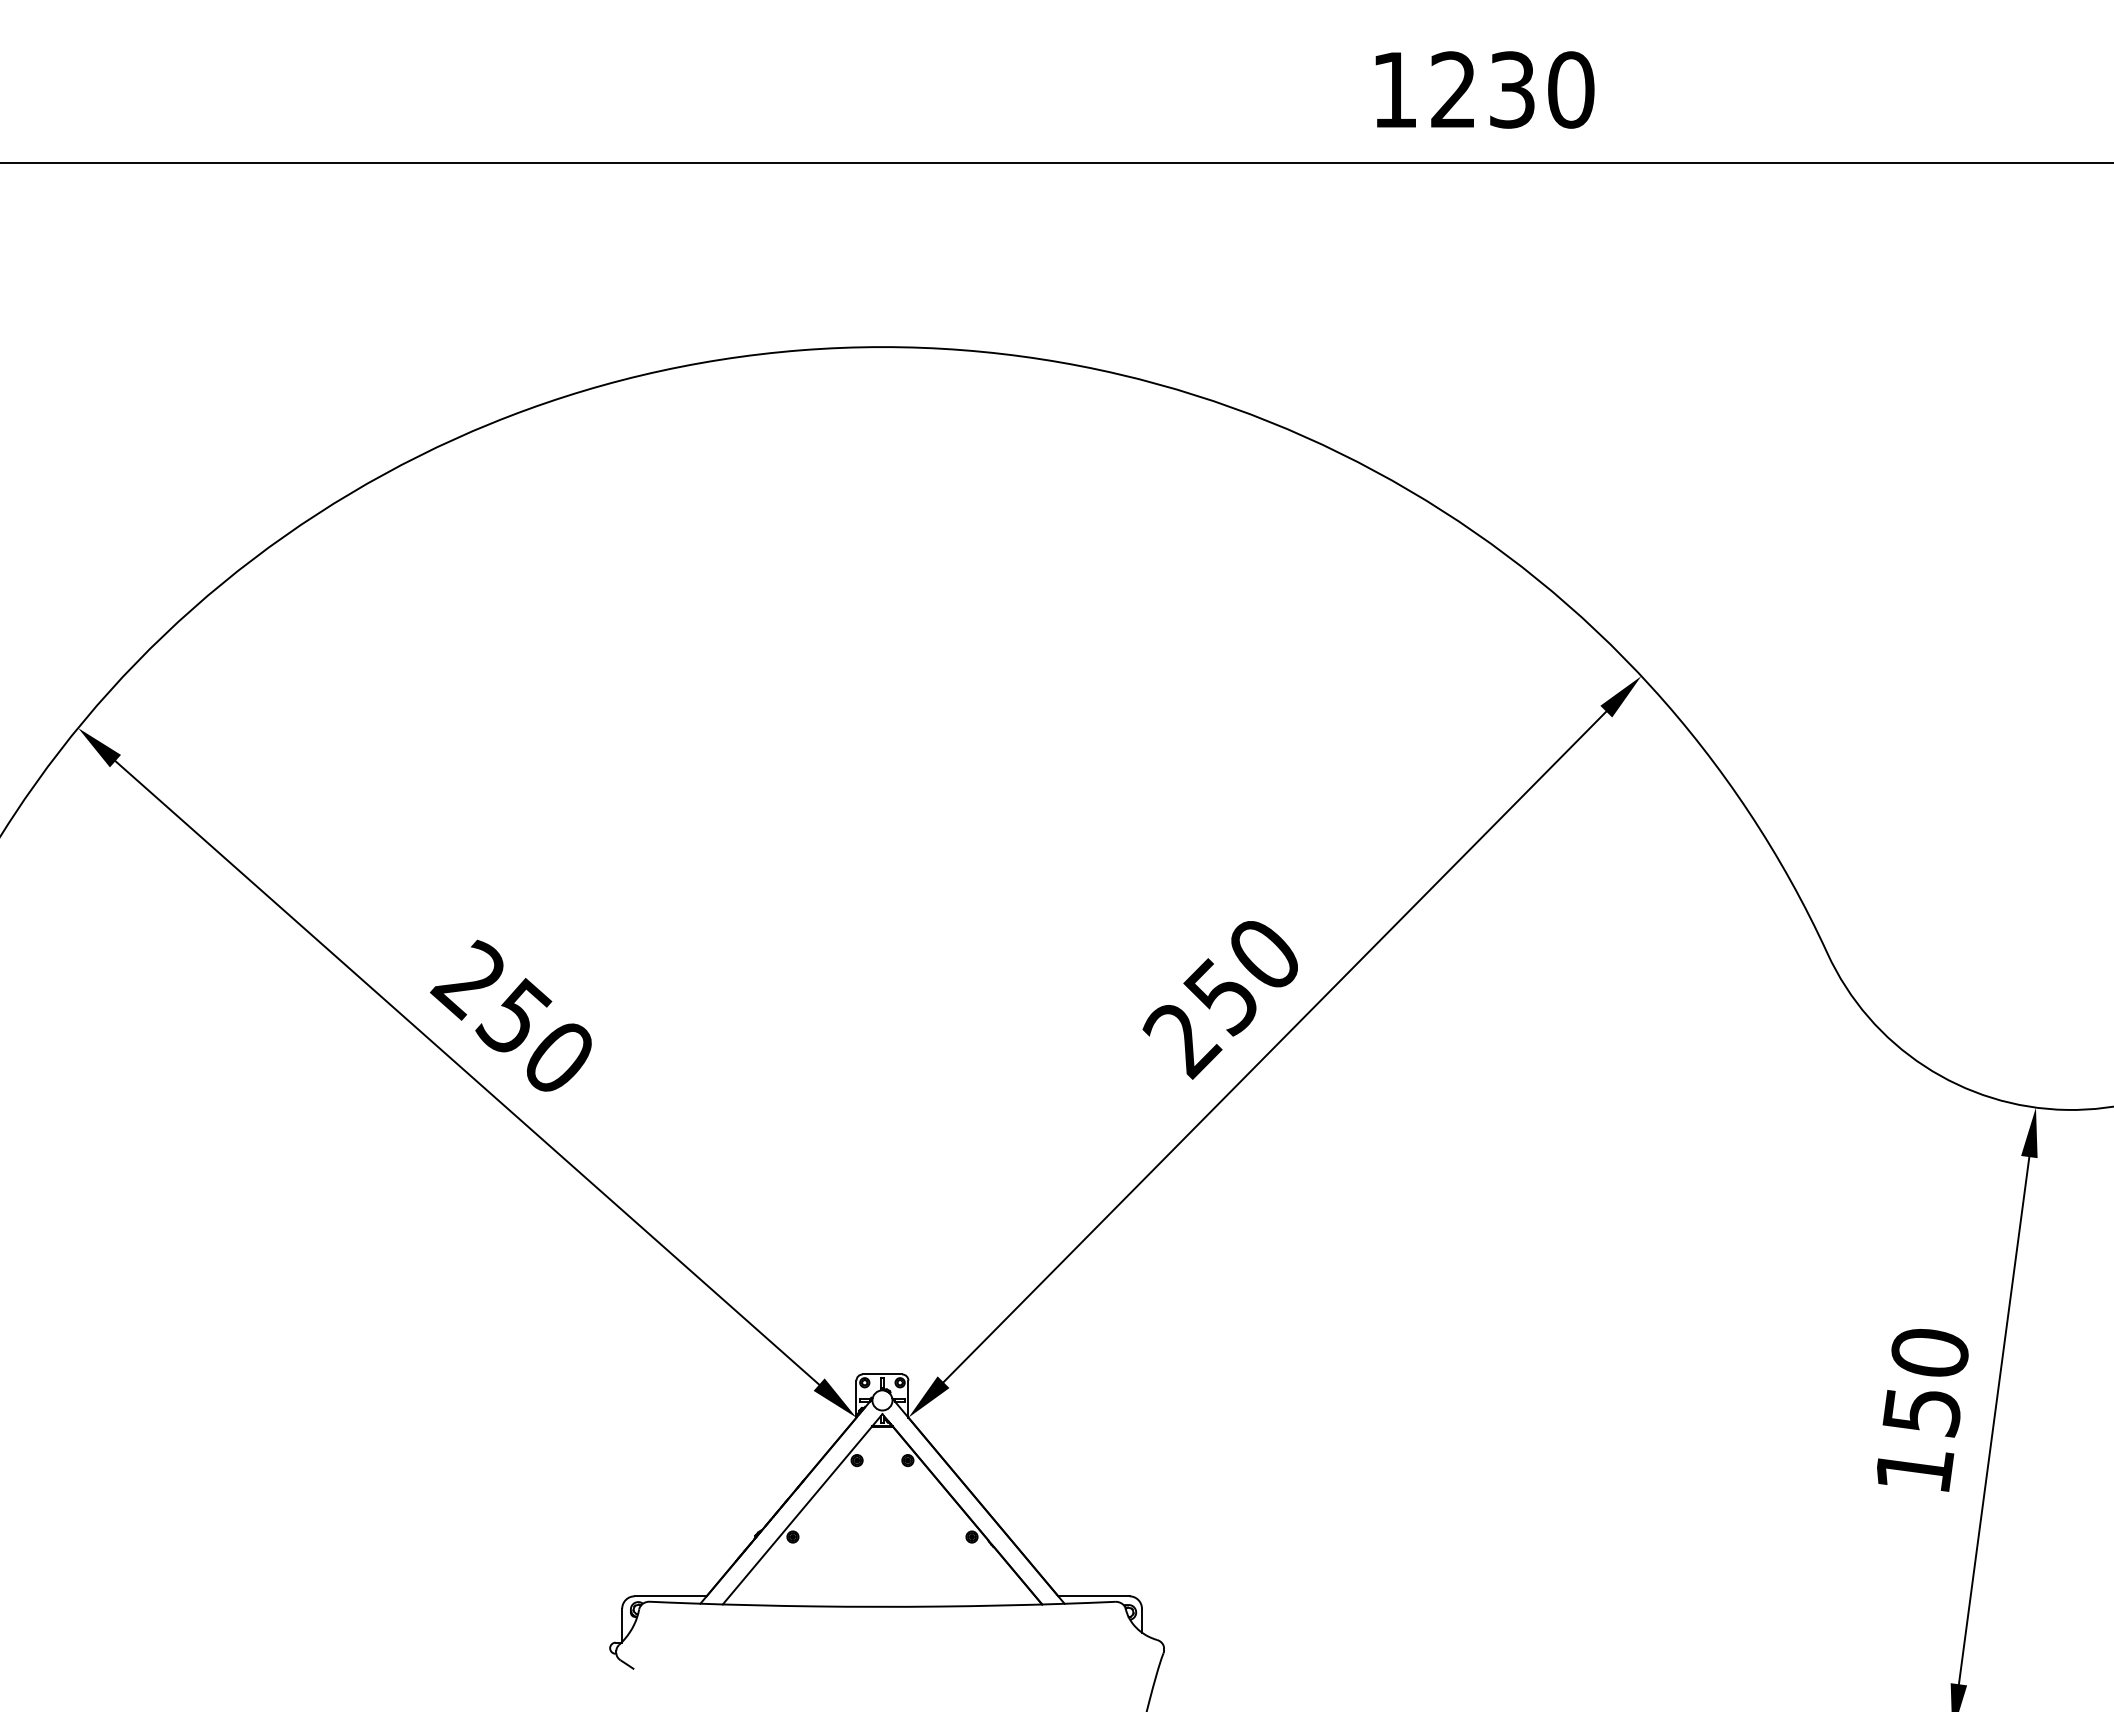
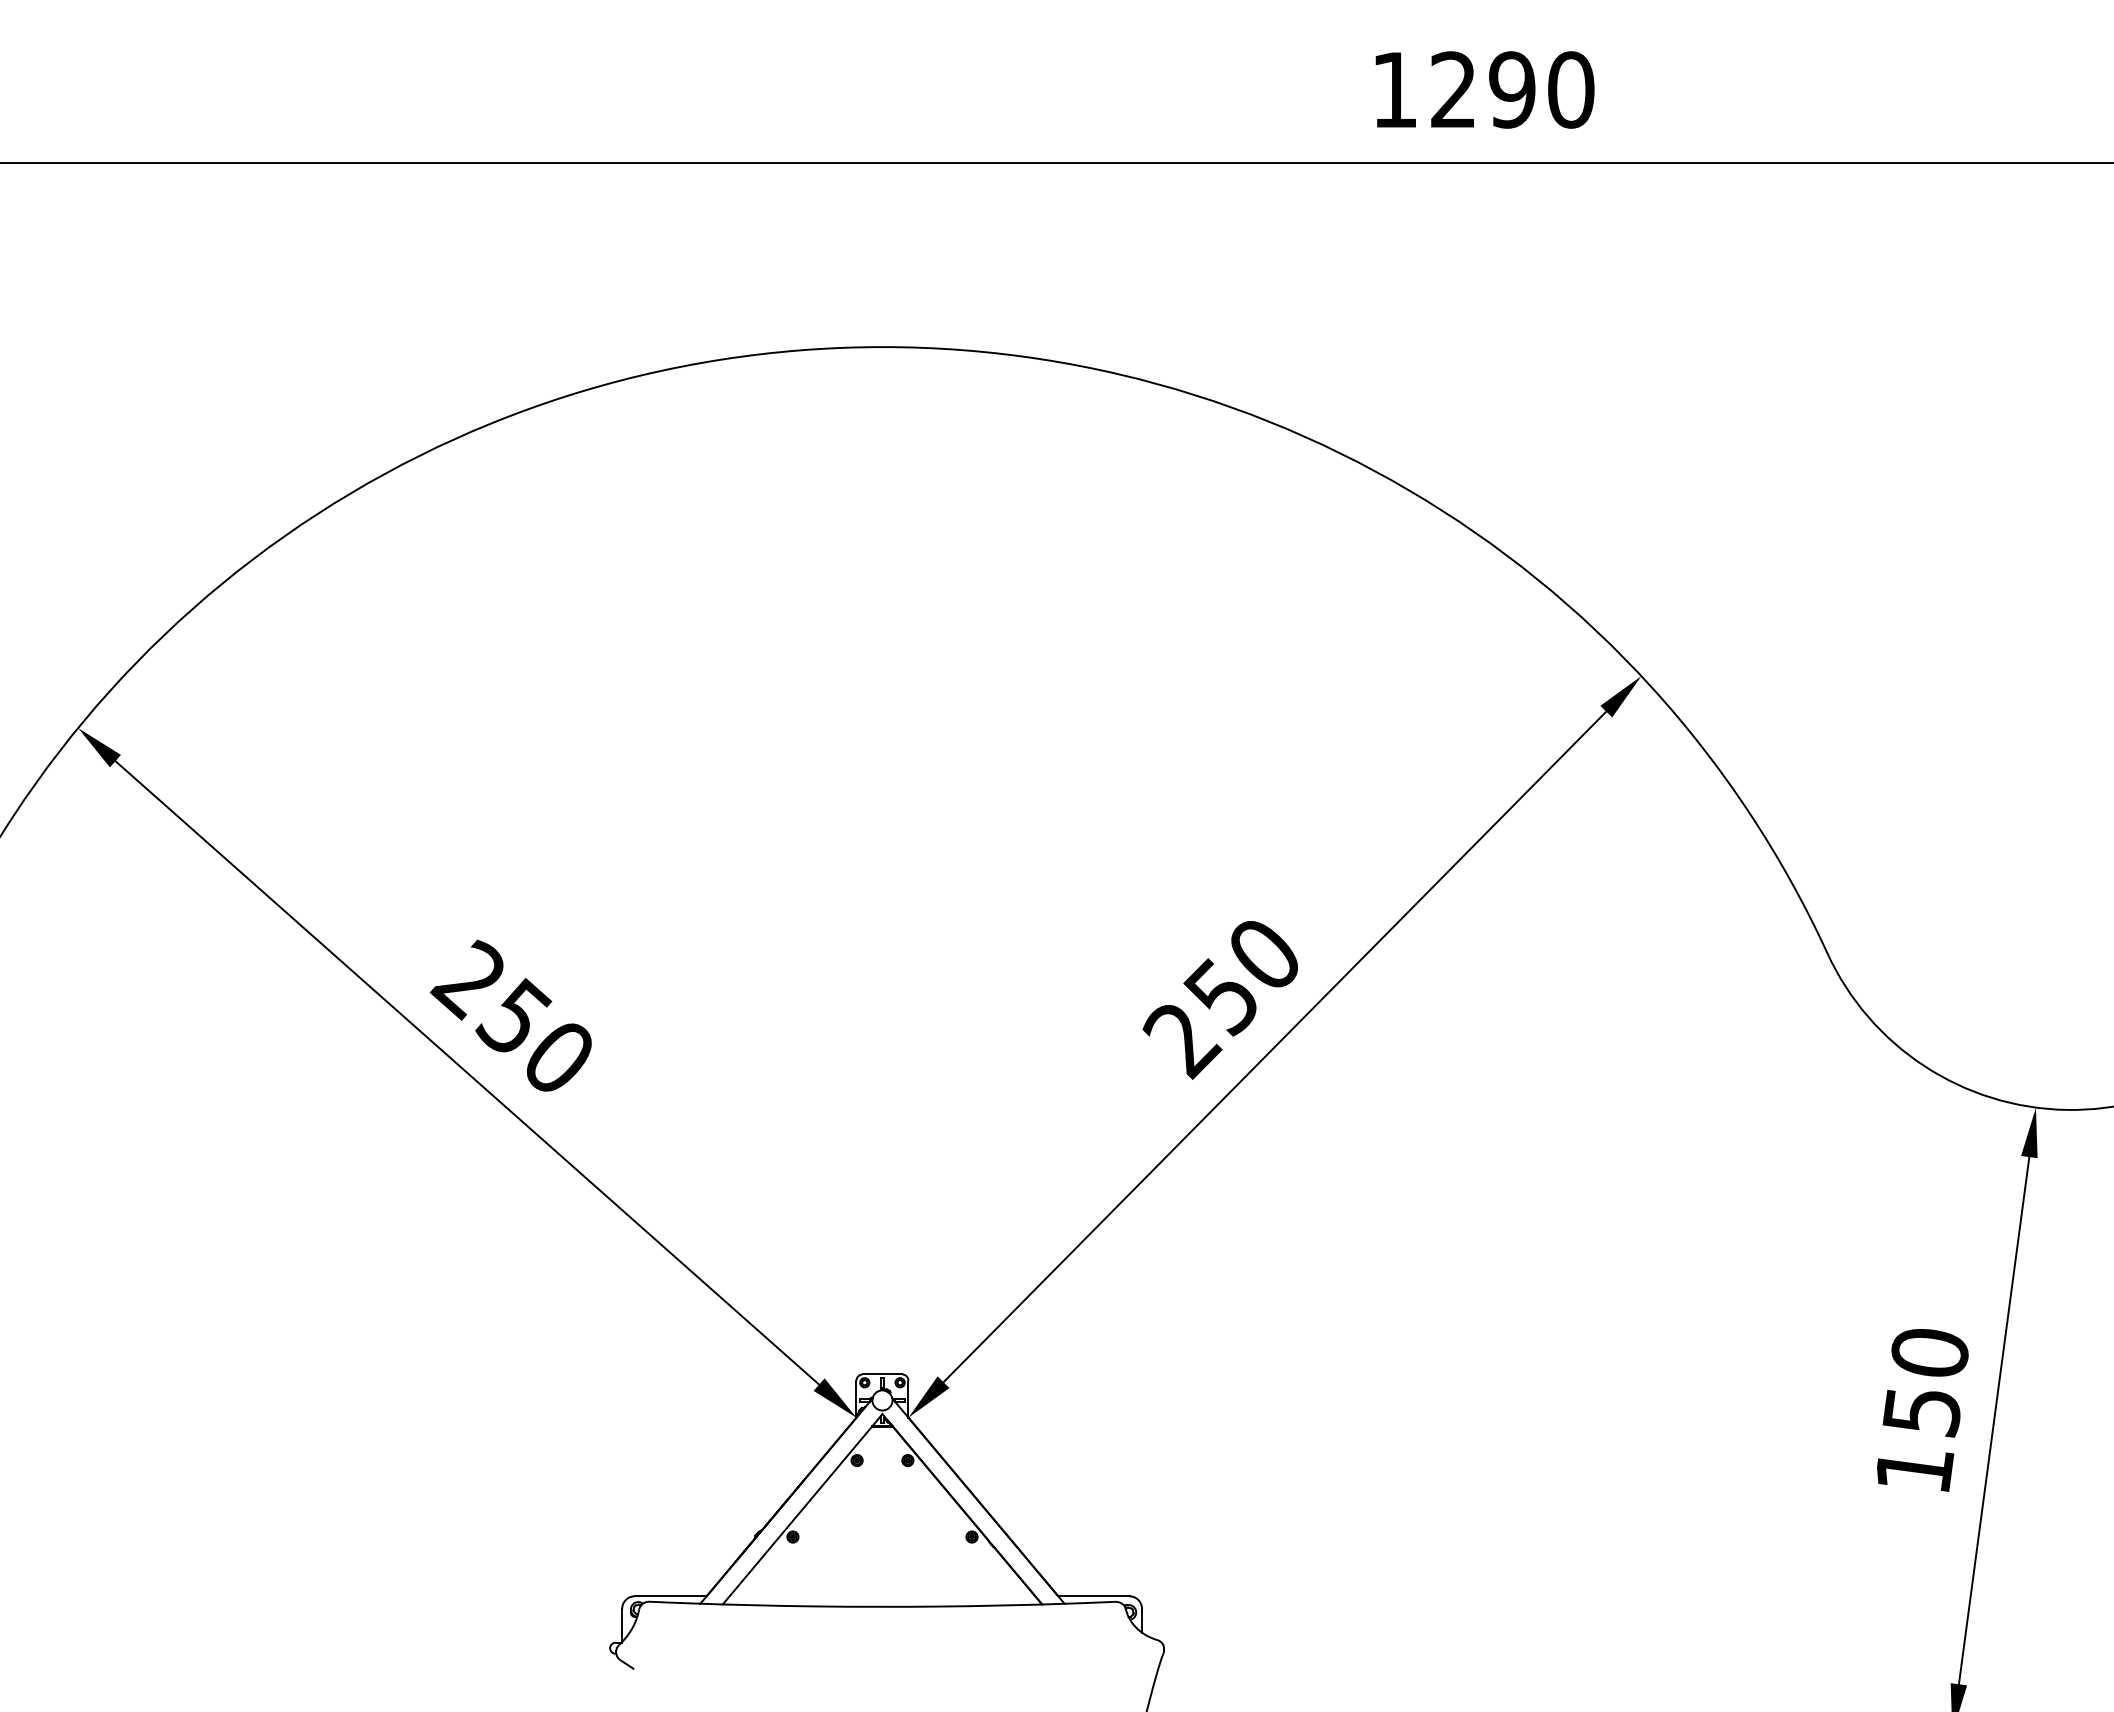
text: 1230 -> 1290 (1512, 89)
